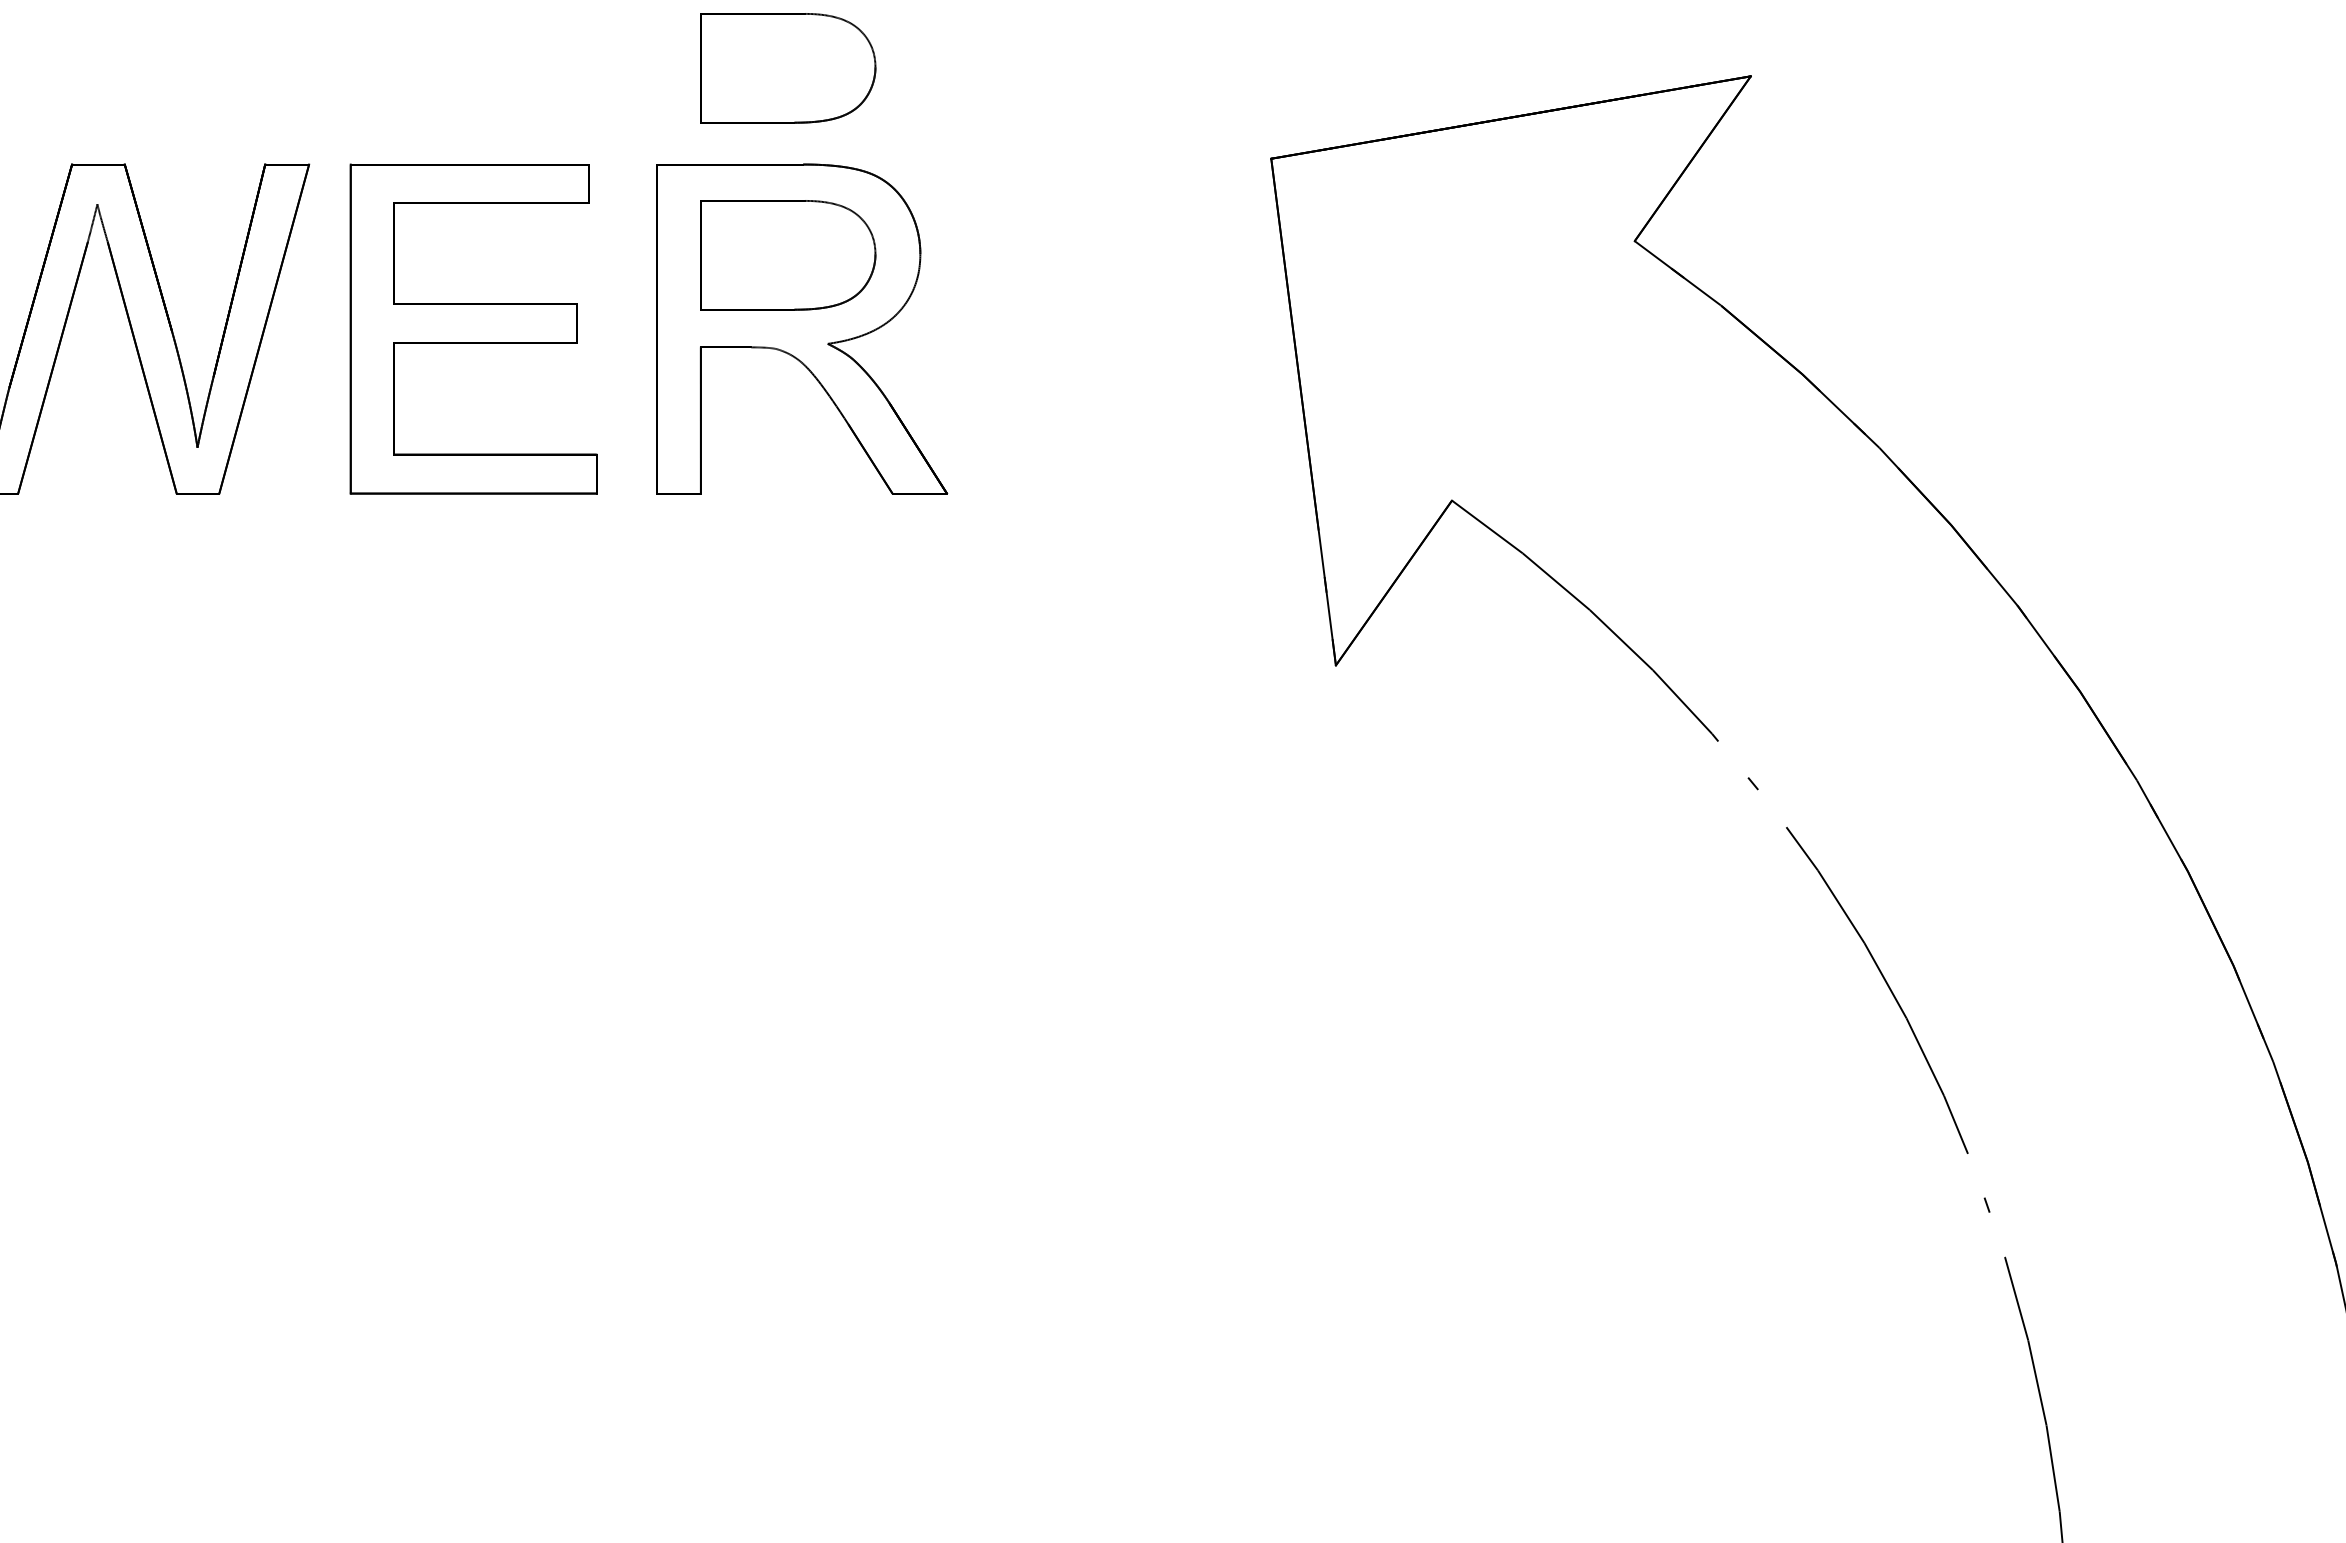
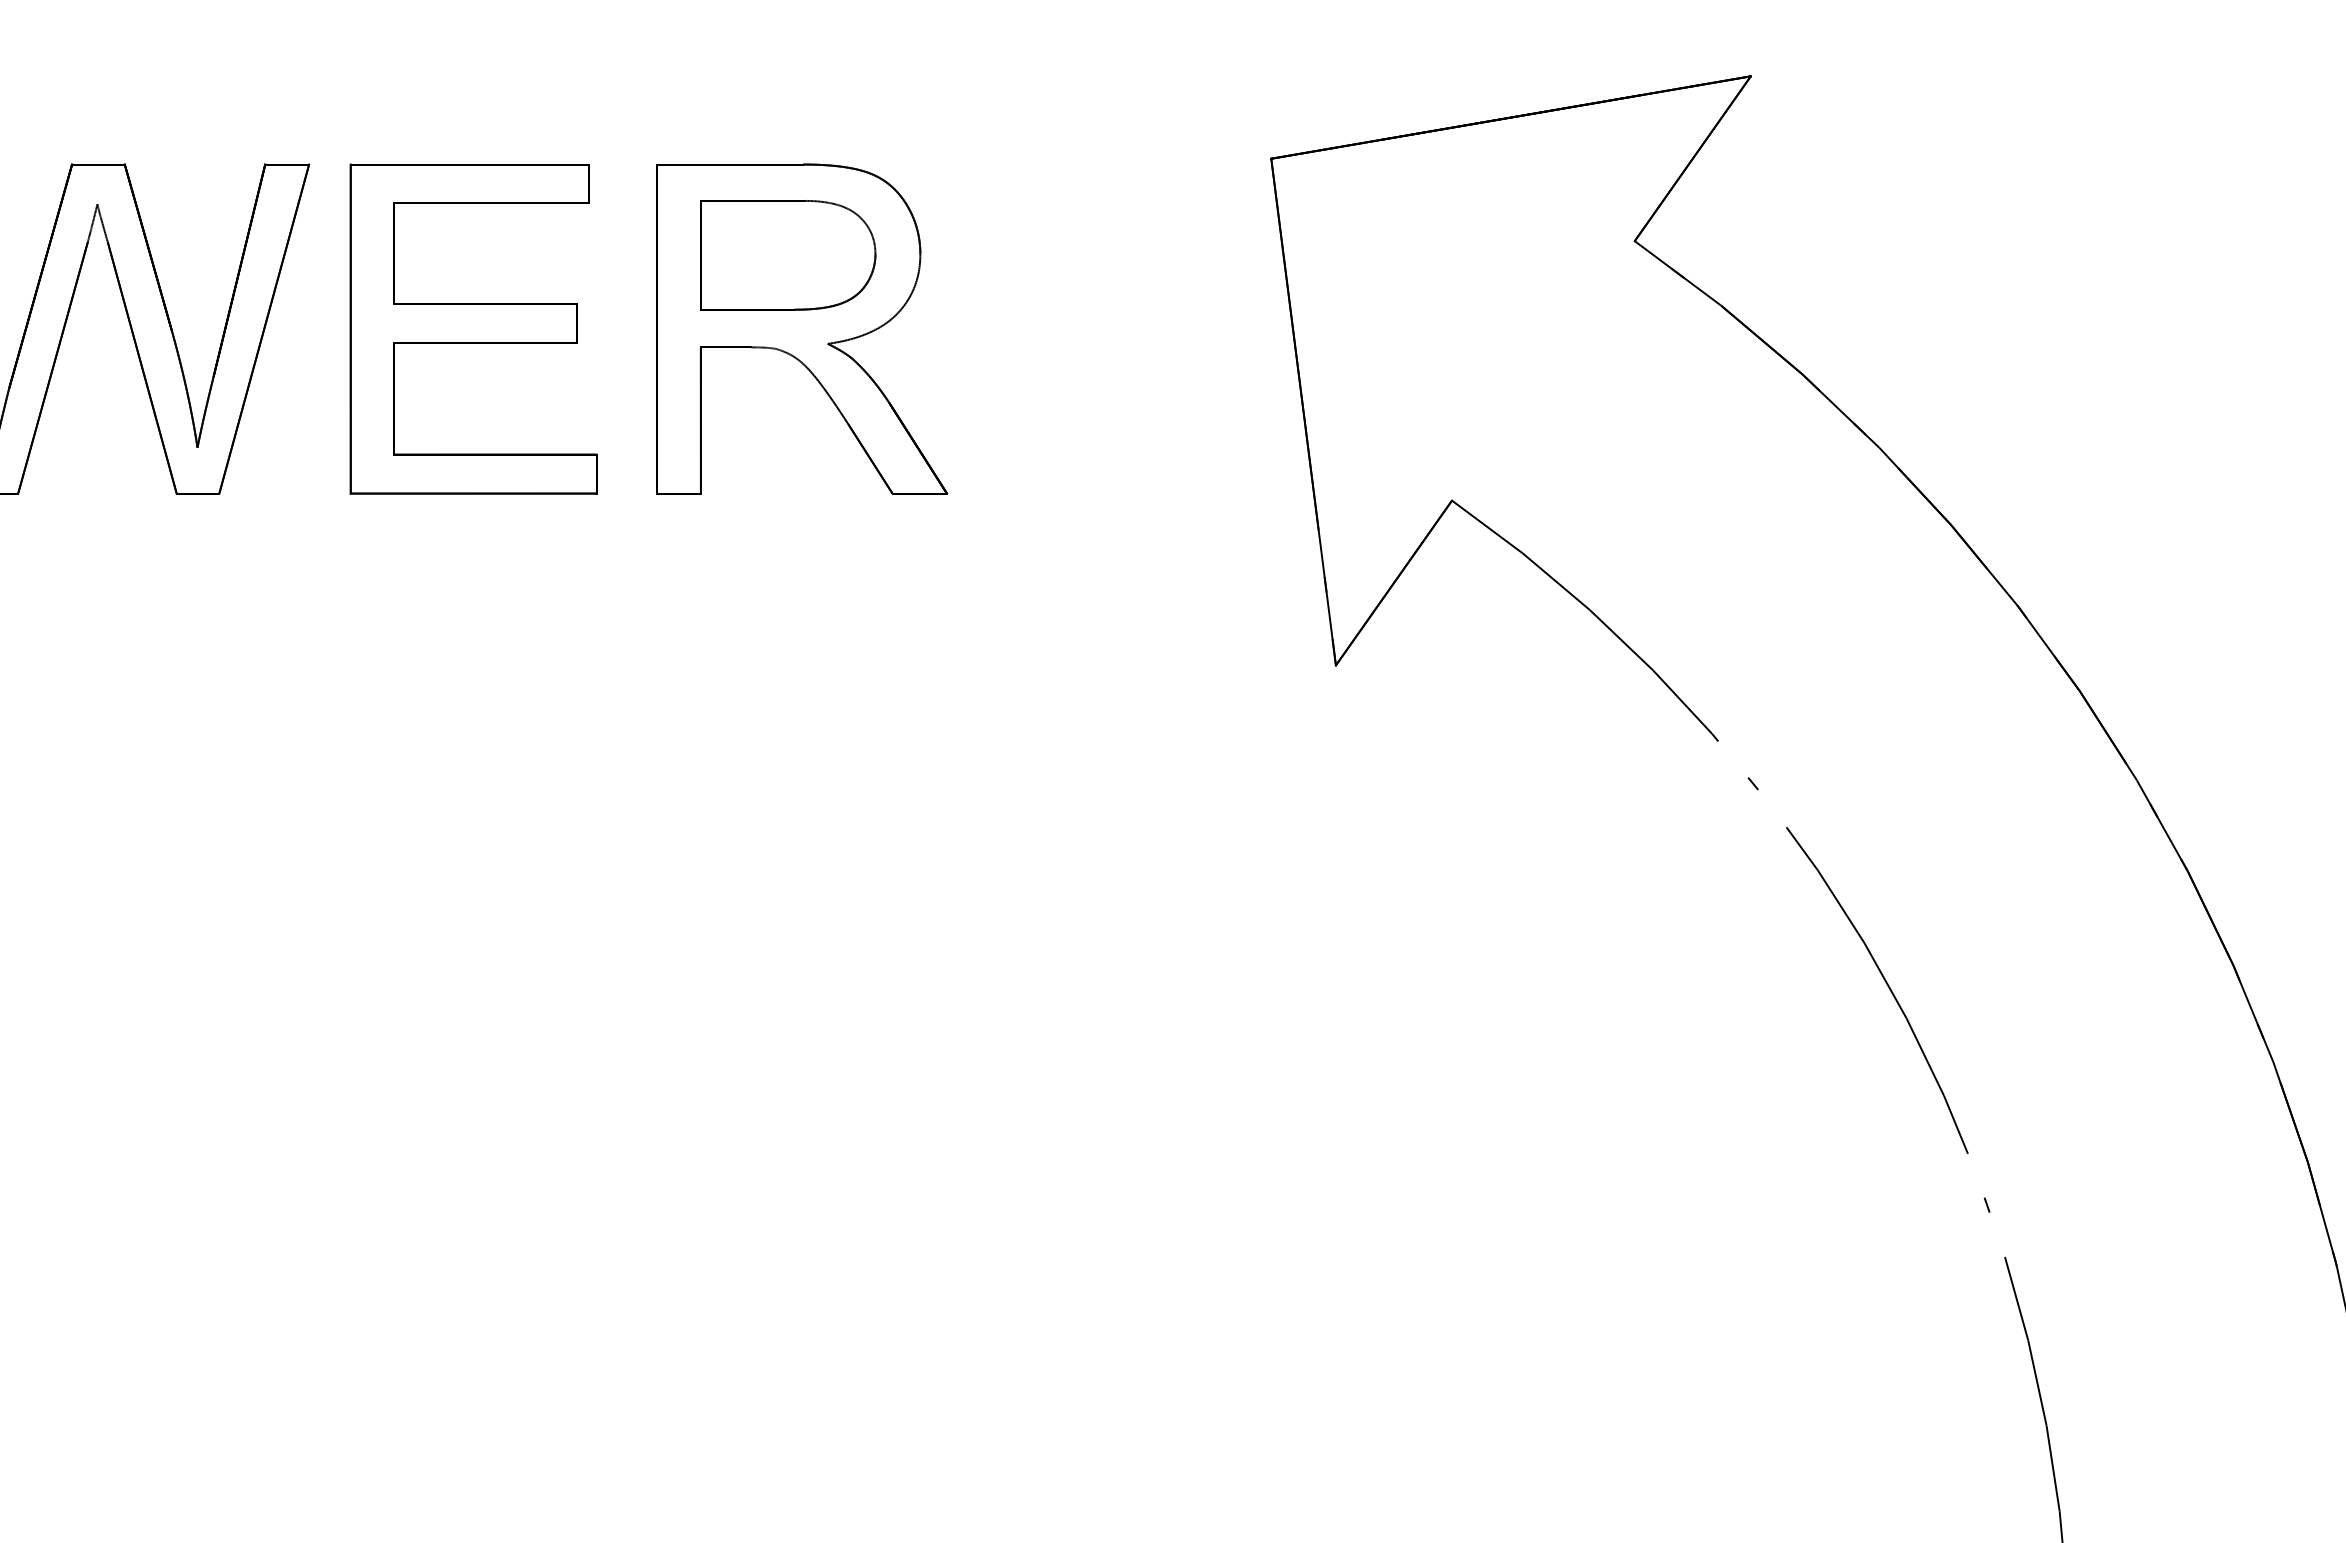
part: present -> none (788, 68)
